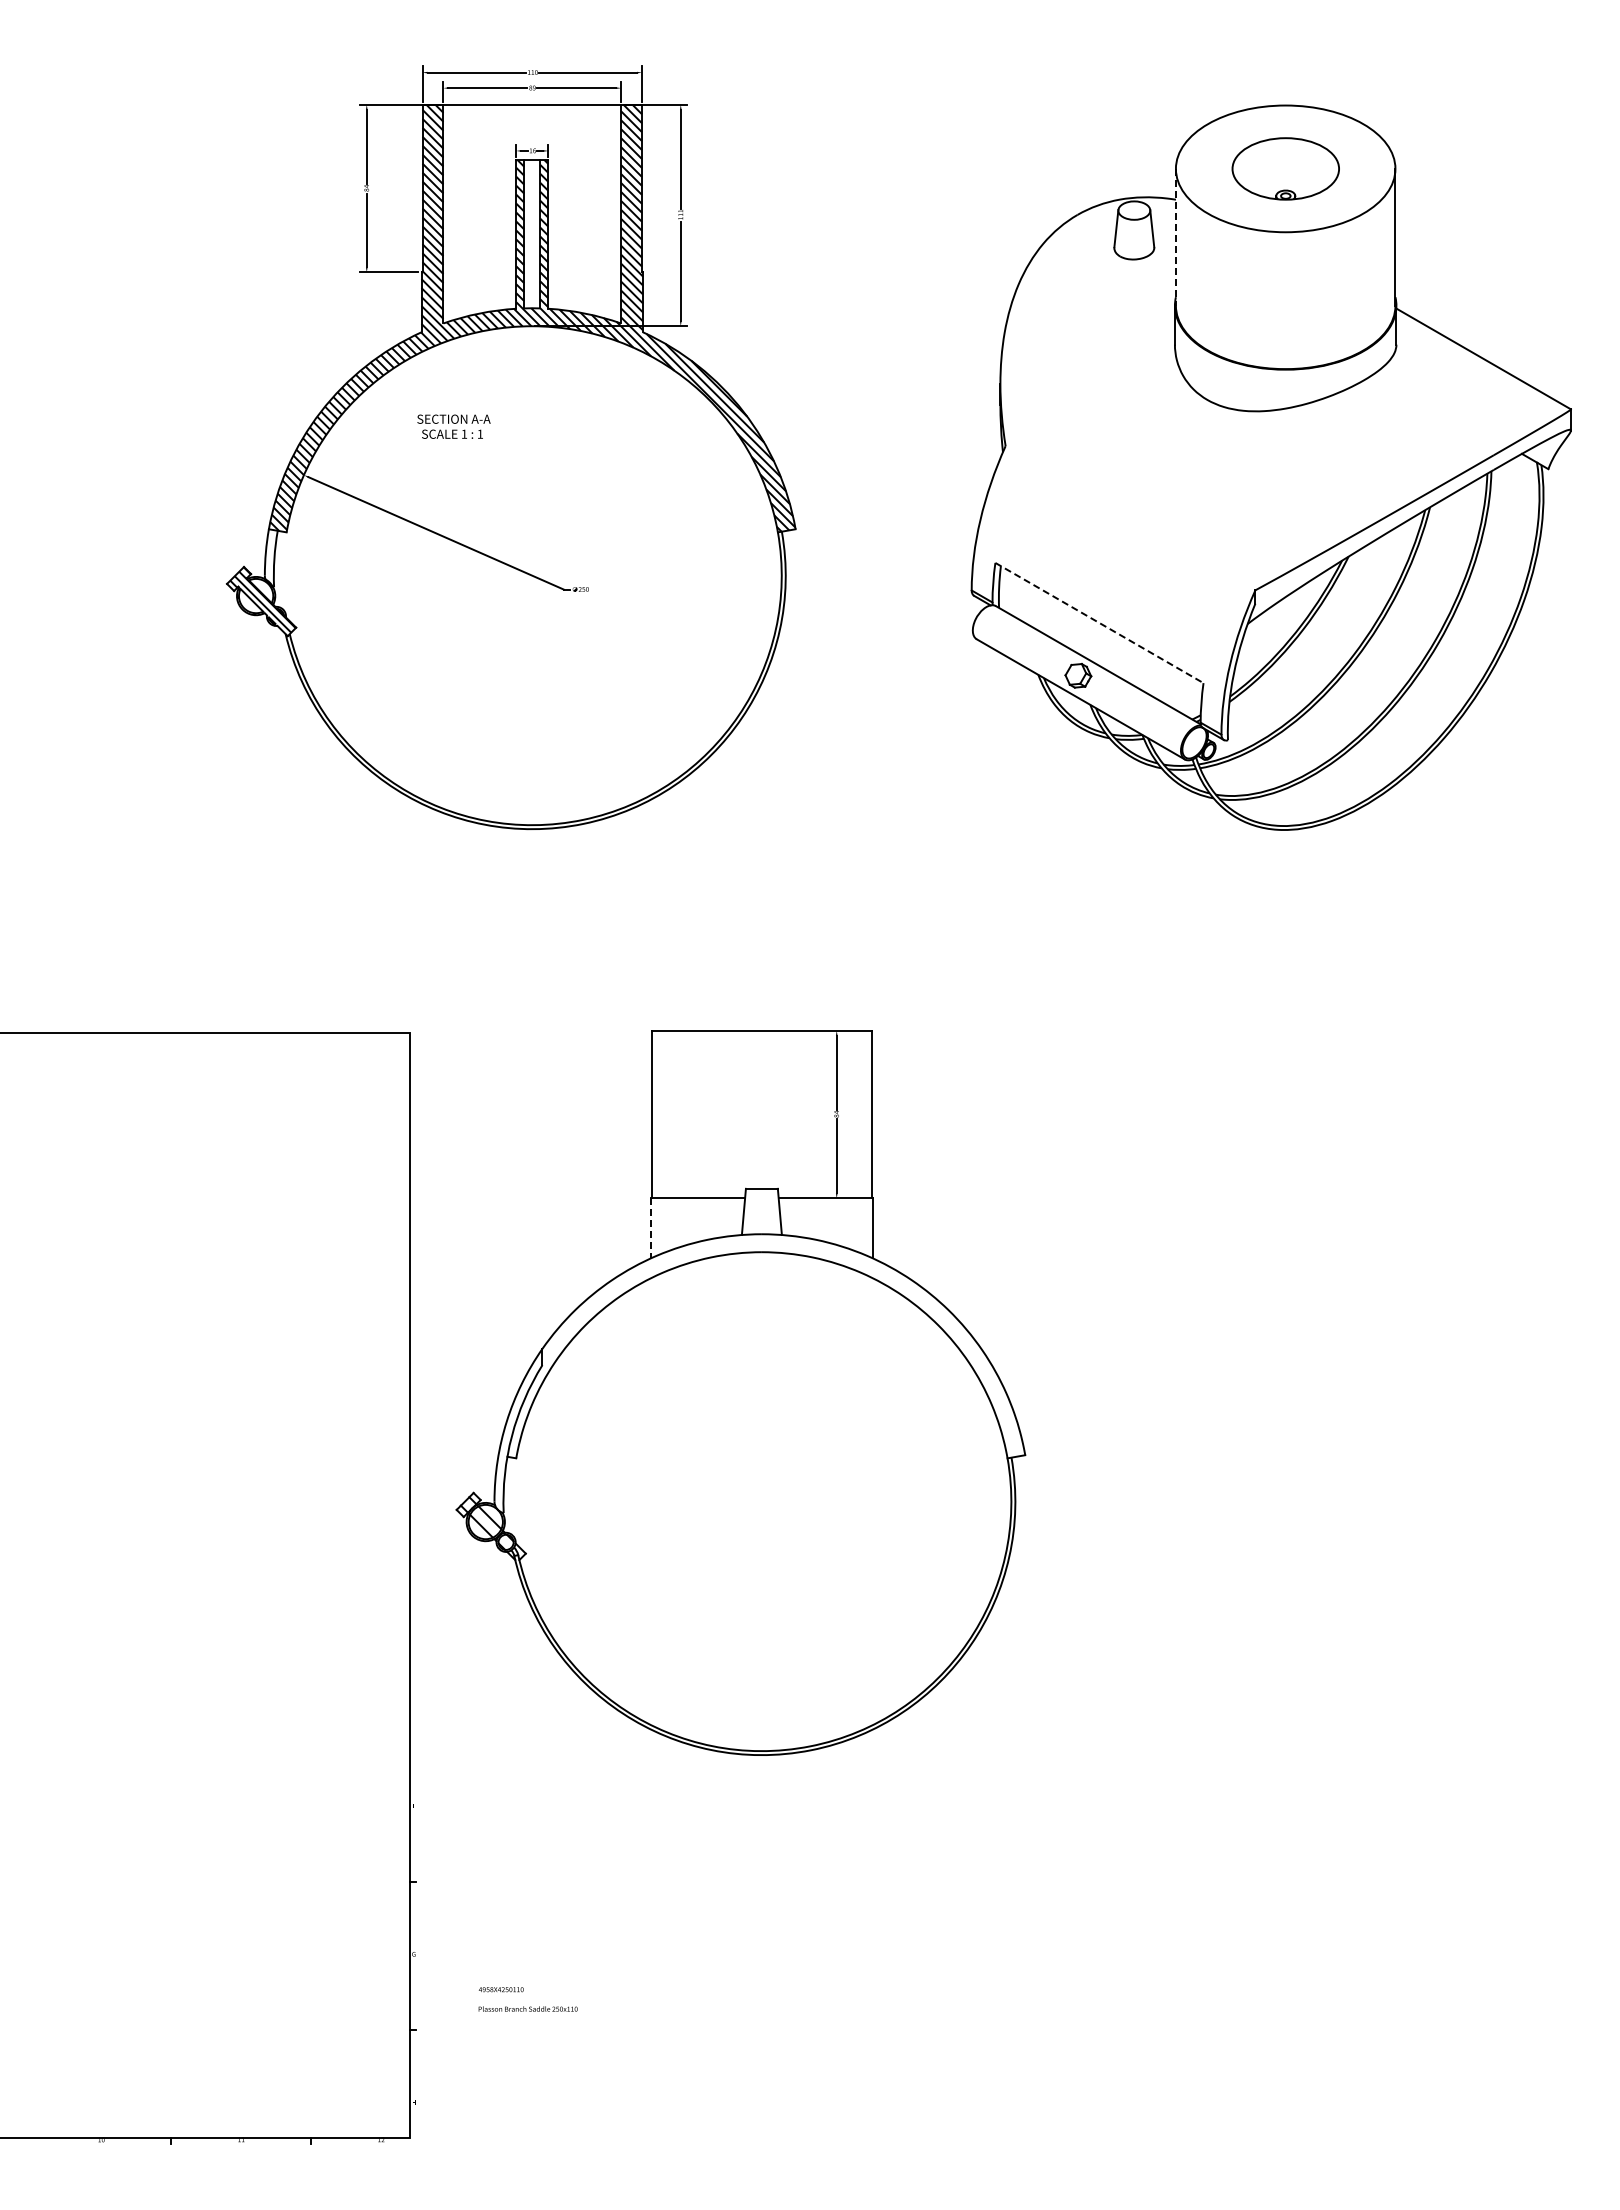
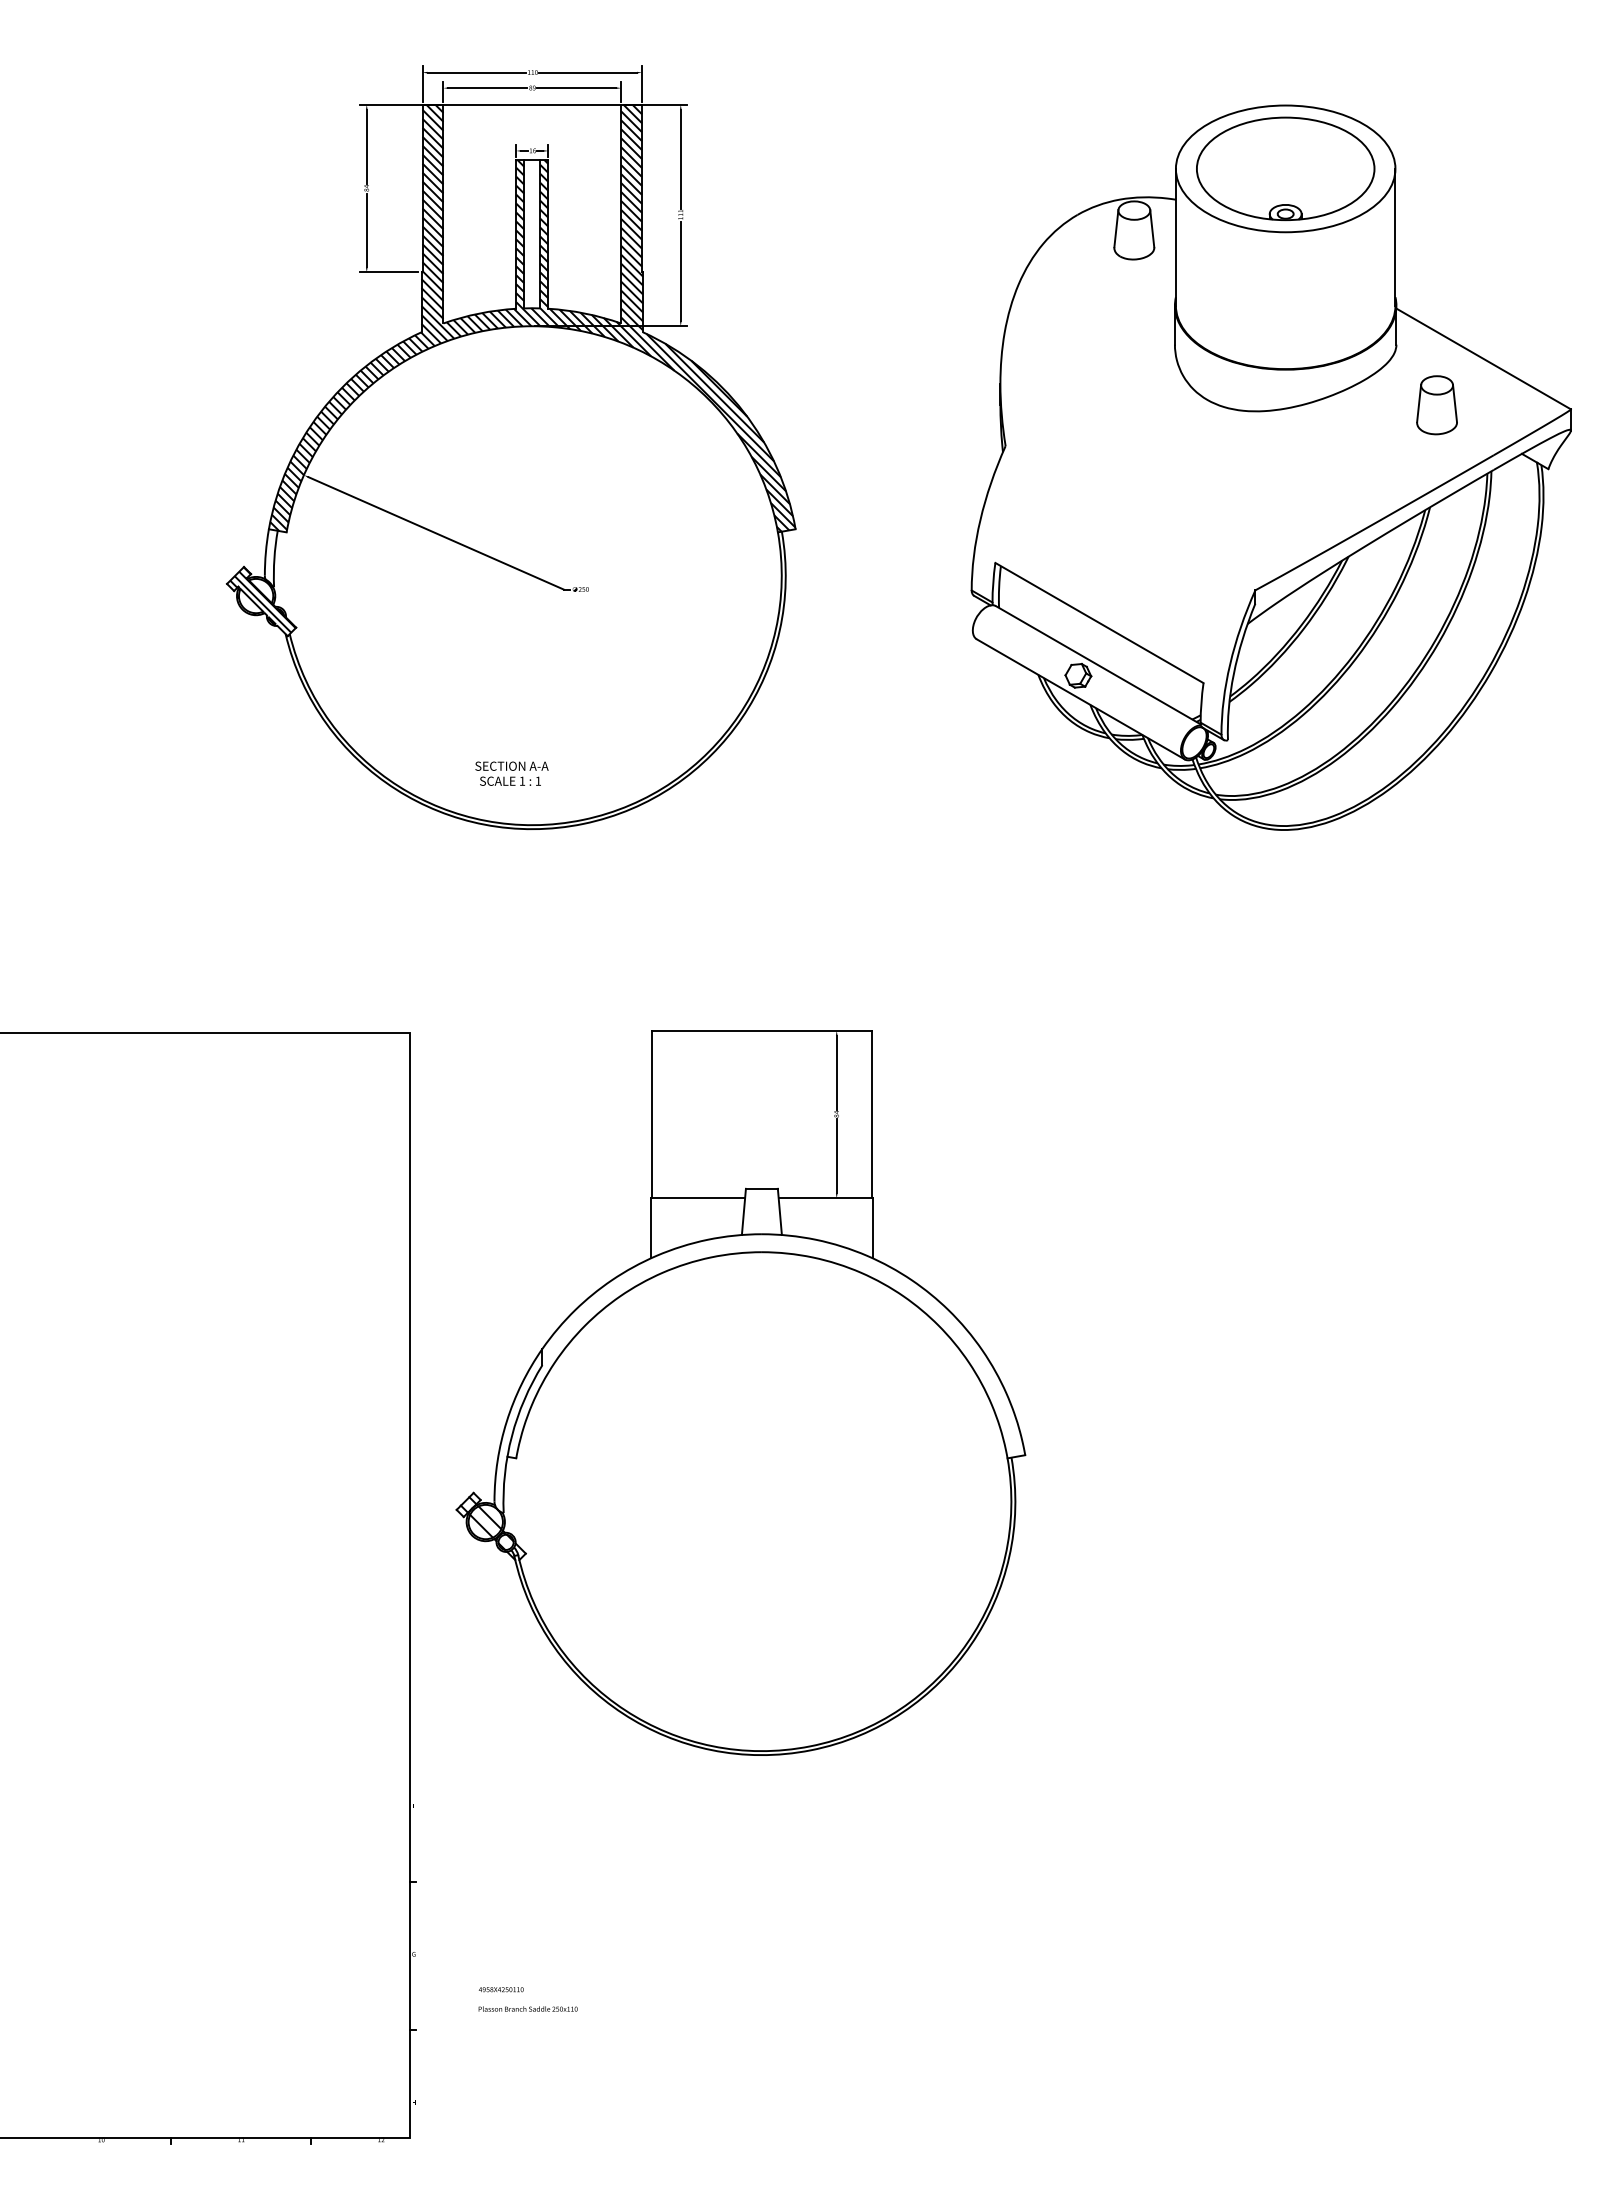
part size: 109x64 px -> 180x106 px (1285, 168)
line: dashed -> solid (1175, 237)
part: none -> present (1436, 405)
text position: (453, 426) -> (511, 773) (511, 773)
line: dashed -> solid (1099, 623)
line: dashed -> solid (651, 1228)
